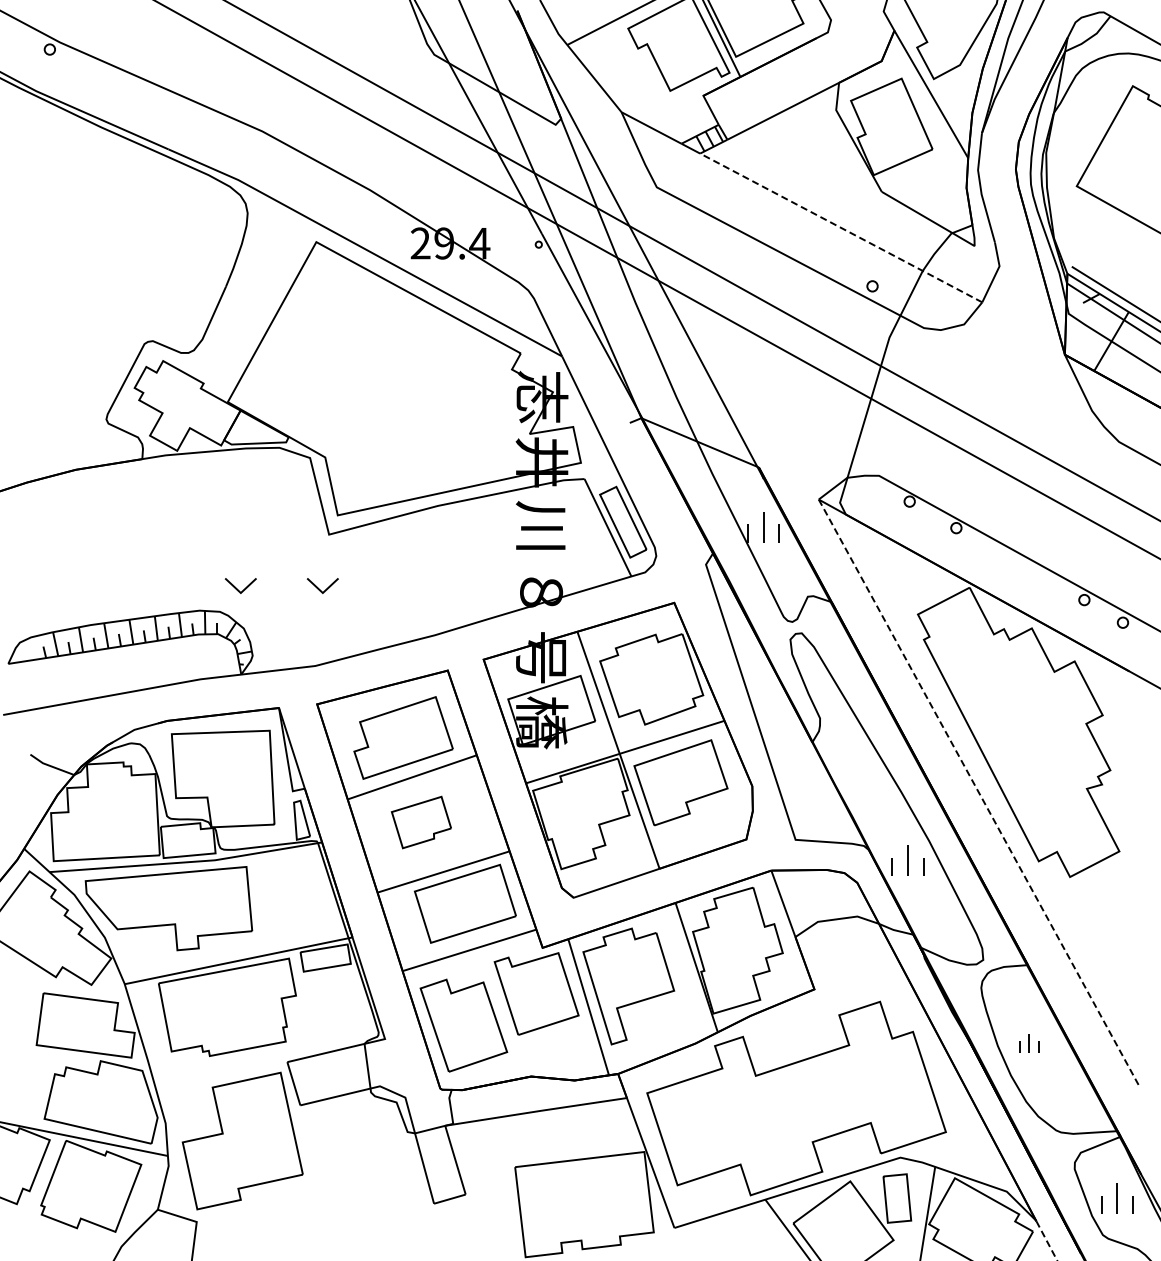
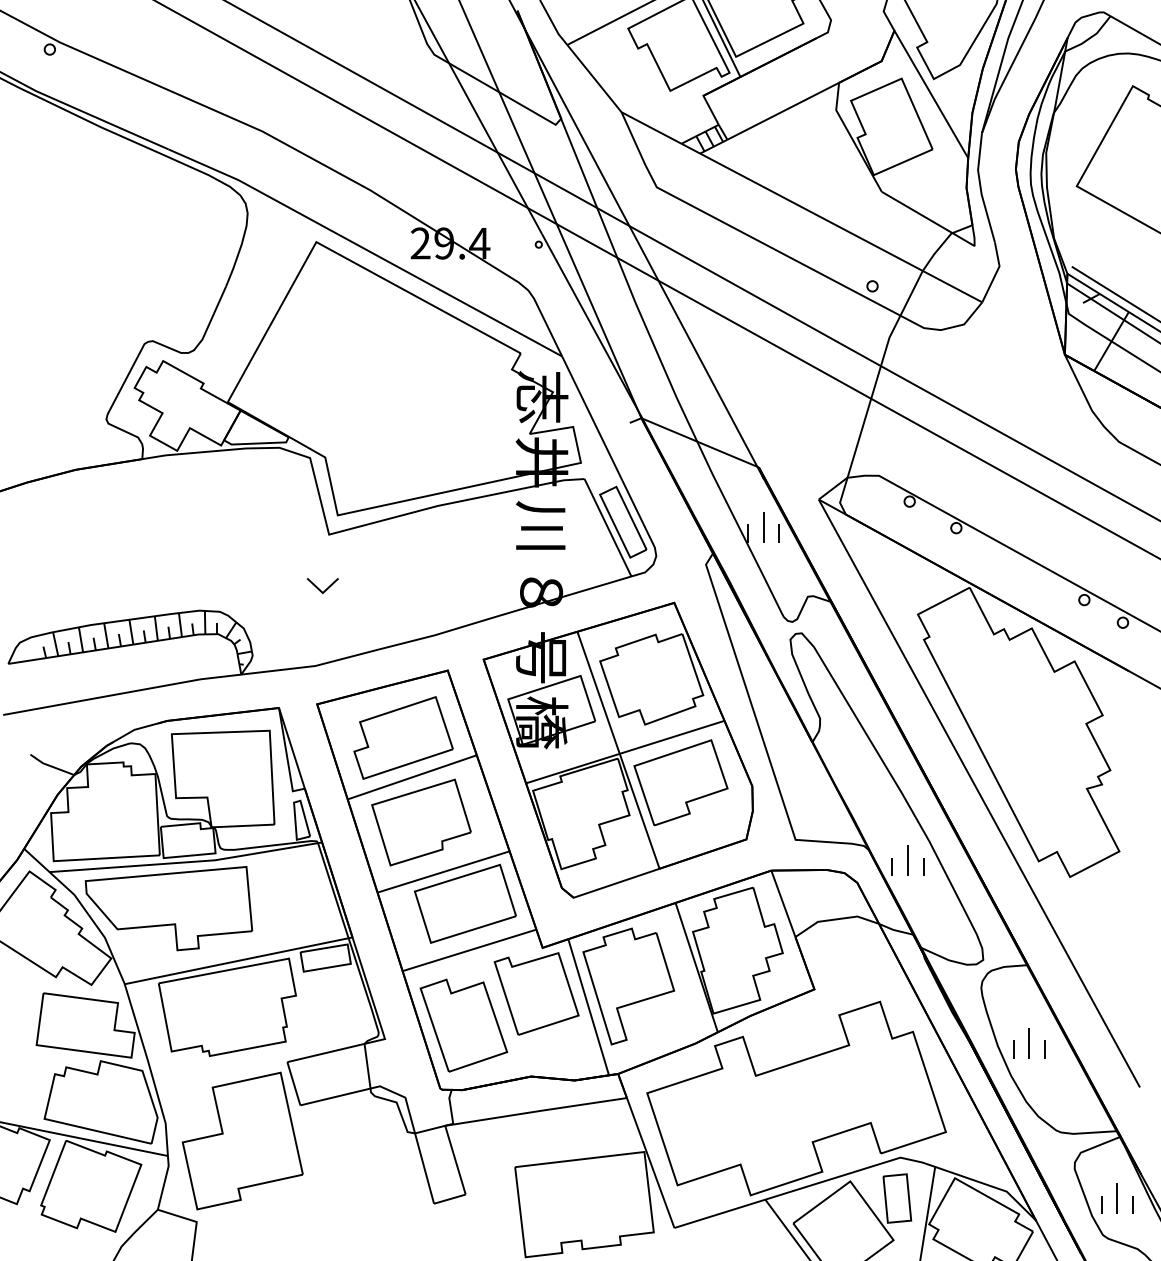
line: dashed -> solid (841, 228)
part: present -> none (240, 585)
line: dashed -> solid (979, 794)
part size: 62x55 px -> 101x89 px (421, 822)
part size: 21x19 px -> 33x31 px (1029, 1043)
line: dashed -> solid (1046, 1241)
